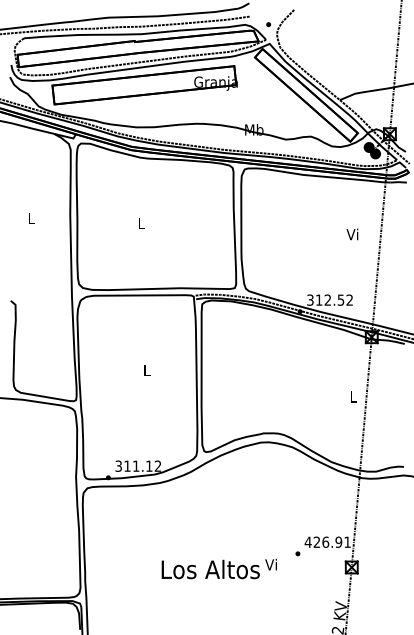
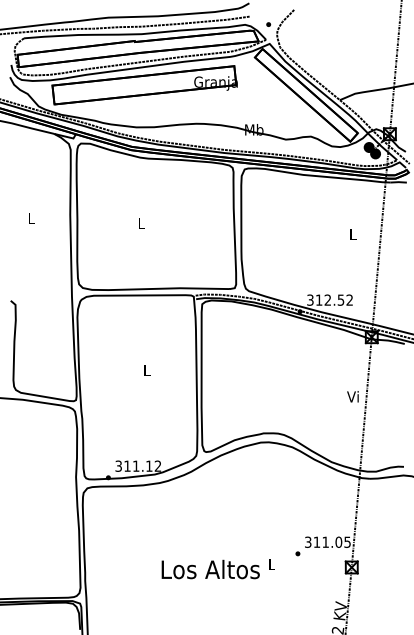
text: Vi -> L (352, 234)
text: L -> Vi (352, 396)
text: 426.91 -> 311.05 (327, 541)
text: Vi -> L (270, 564)
